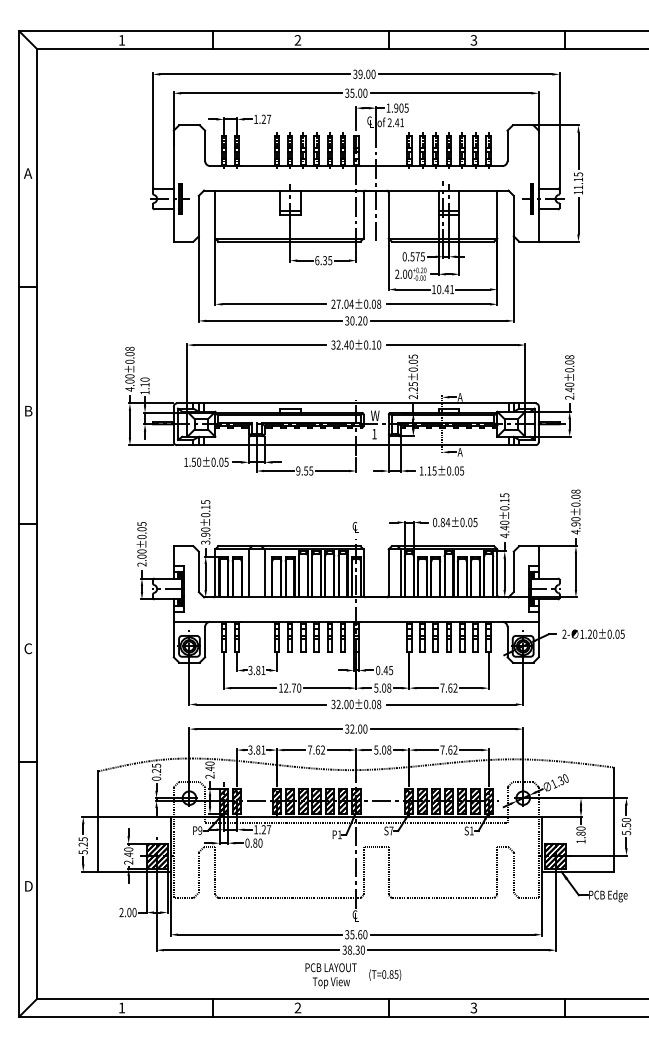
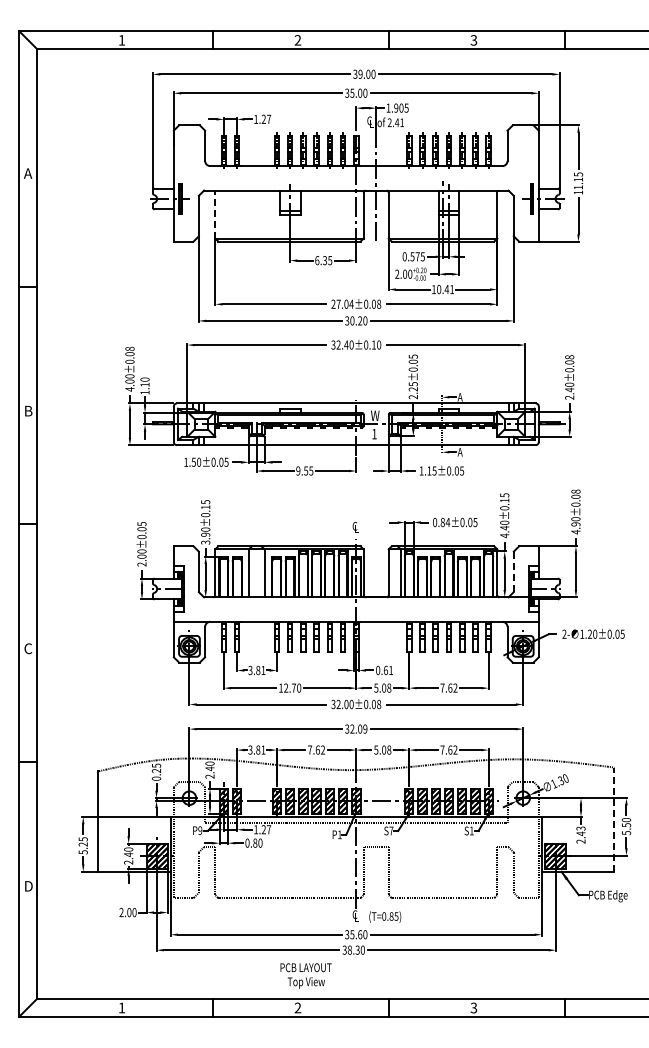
line: solid -> dashed (215, 214)
line: solid -> dashed (513, 571)
text: 0.45 -> 0.61 (388, 670)
text: 32.00 -> 32.09 (365, 728)
line: solid -> dashed (614, 819)
text: 1.80 -> 2.43 (580, 834)
text position: (385, 974) -> (385, 916) (385, 916)
text position: (330, 975) -> (305, 975) (305, 975)
